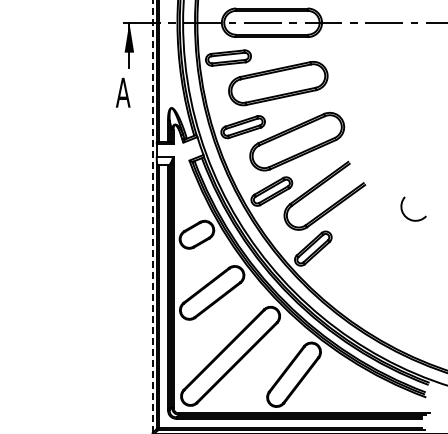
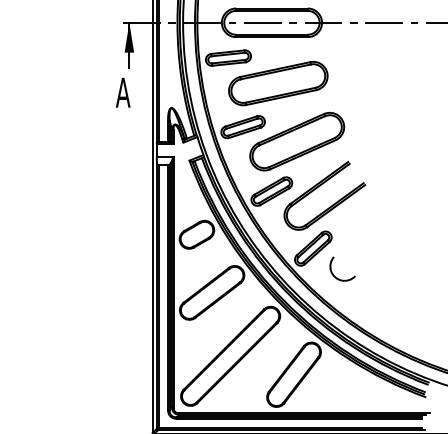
arc position: (404, 213) -> (333, 273) (333, 273)
line: dashed -> solid (152, 216)
